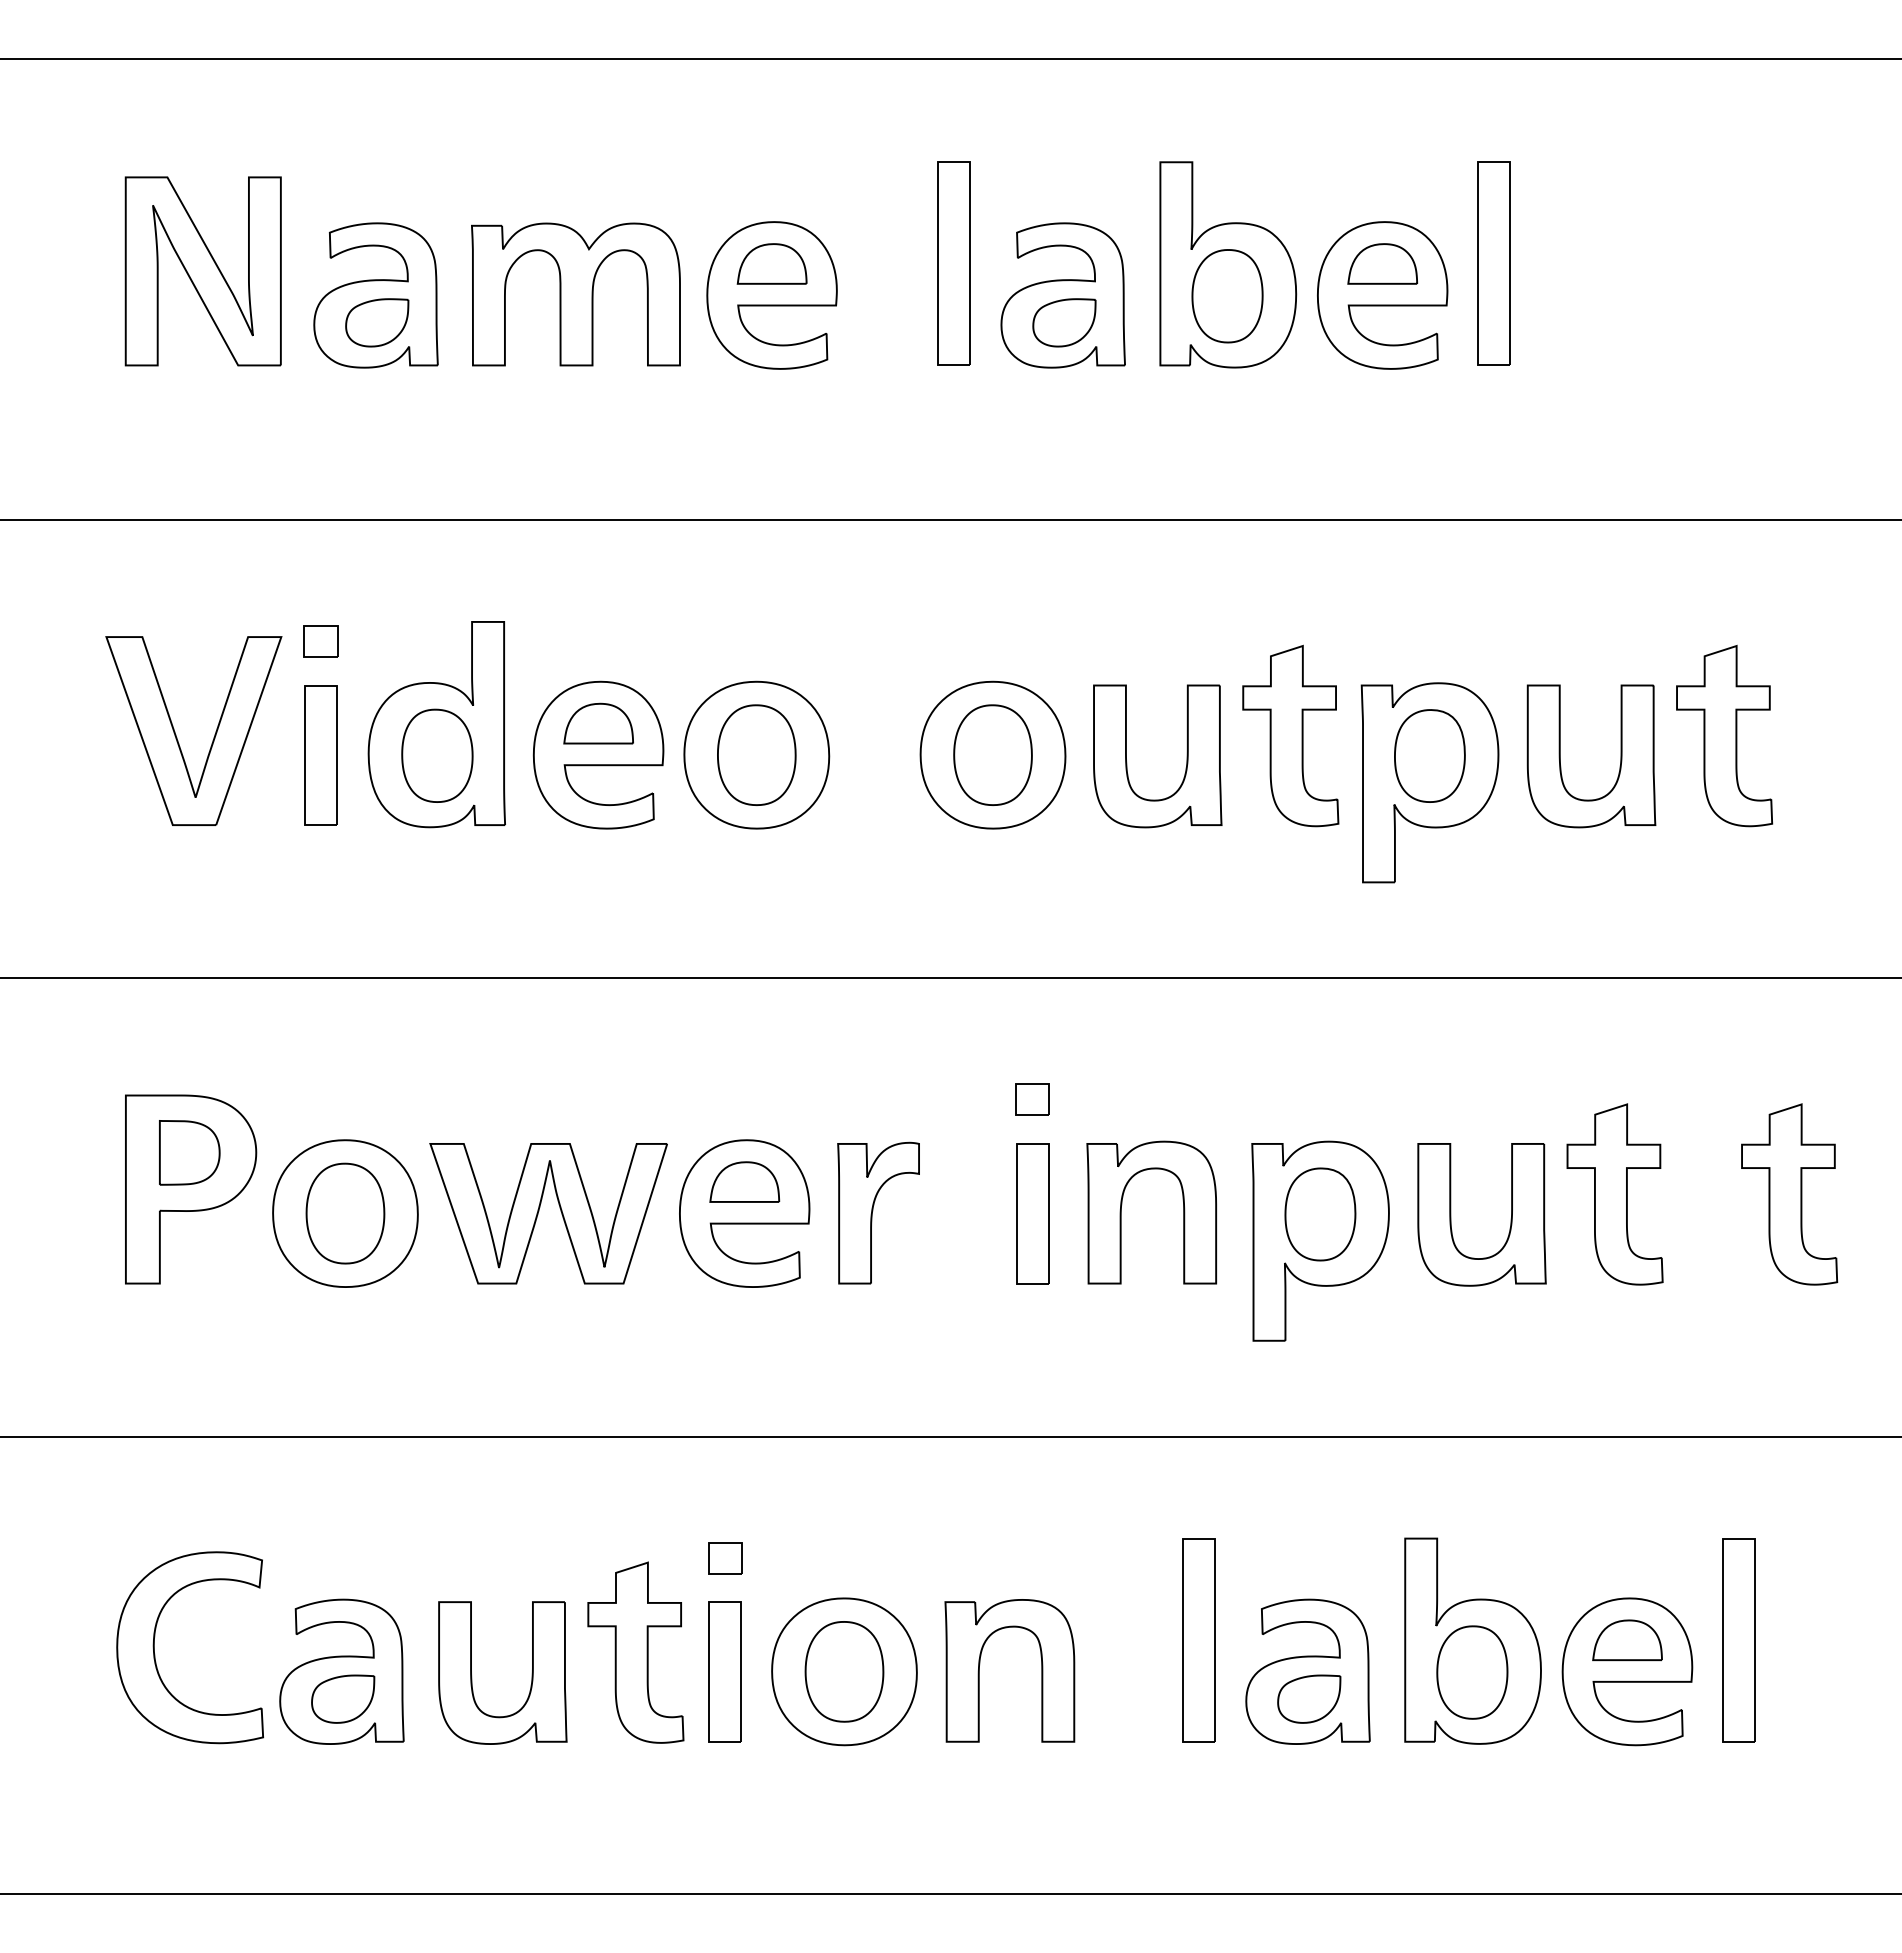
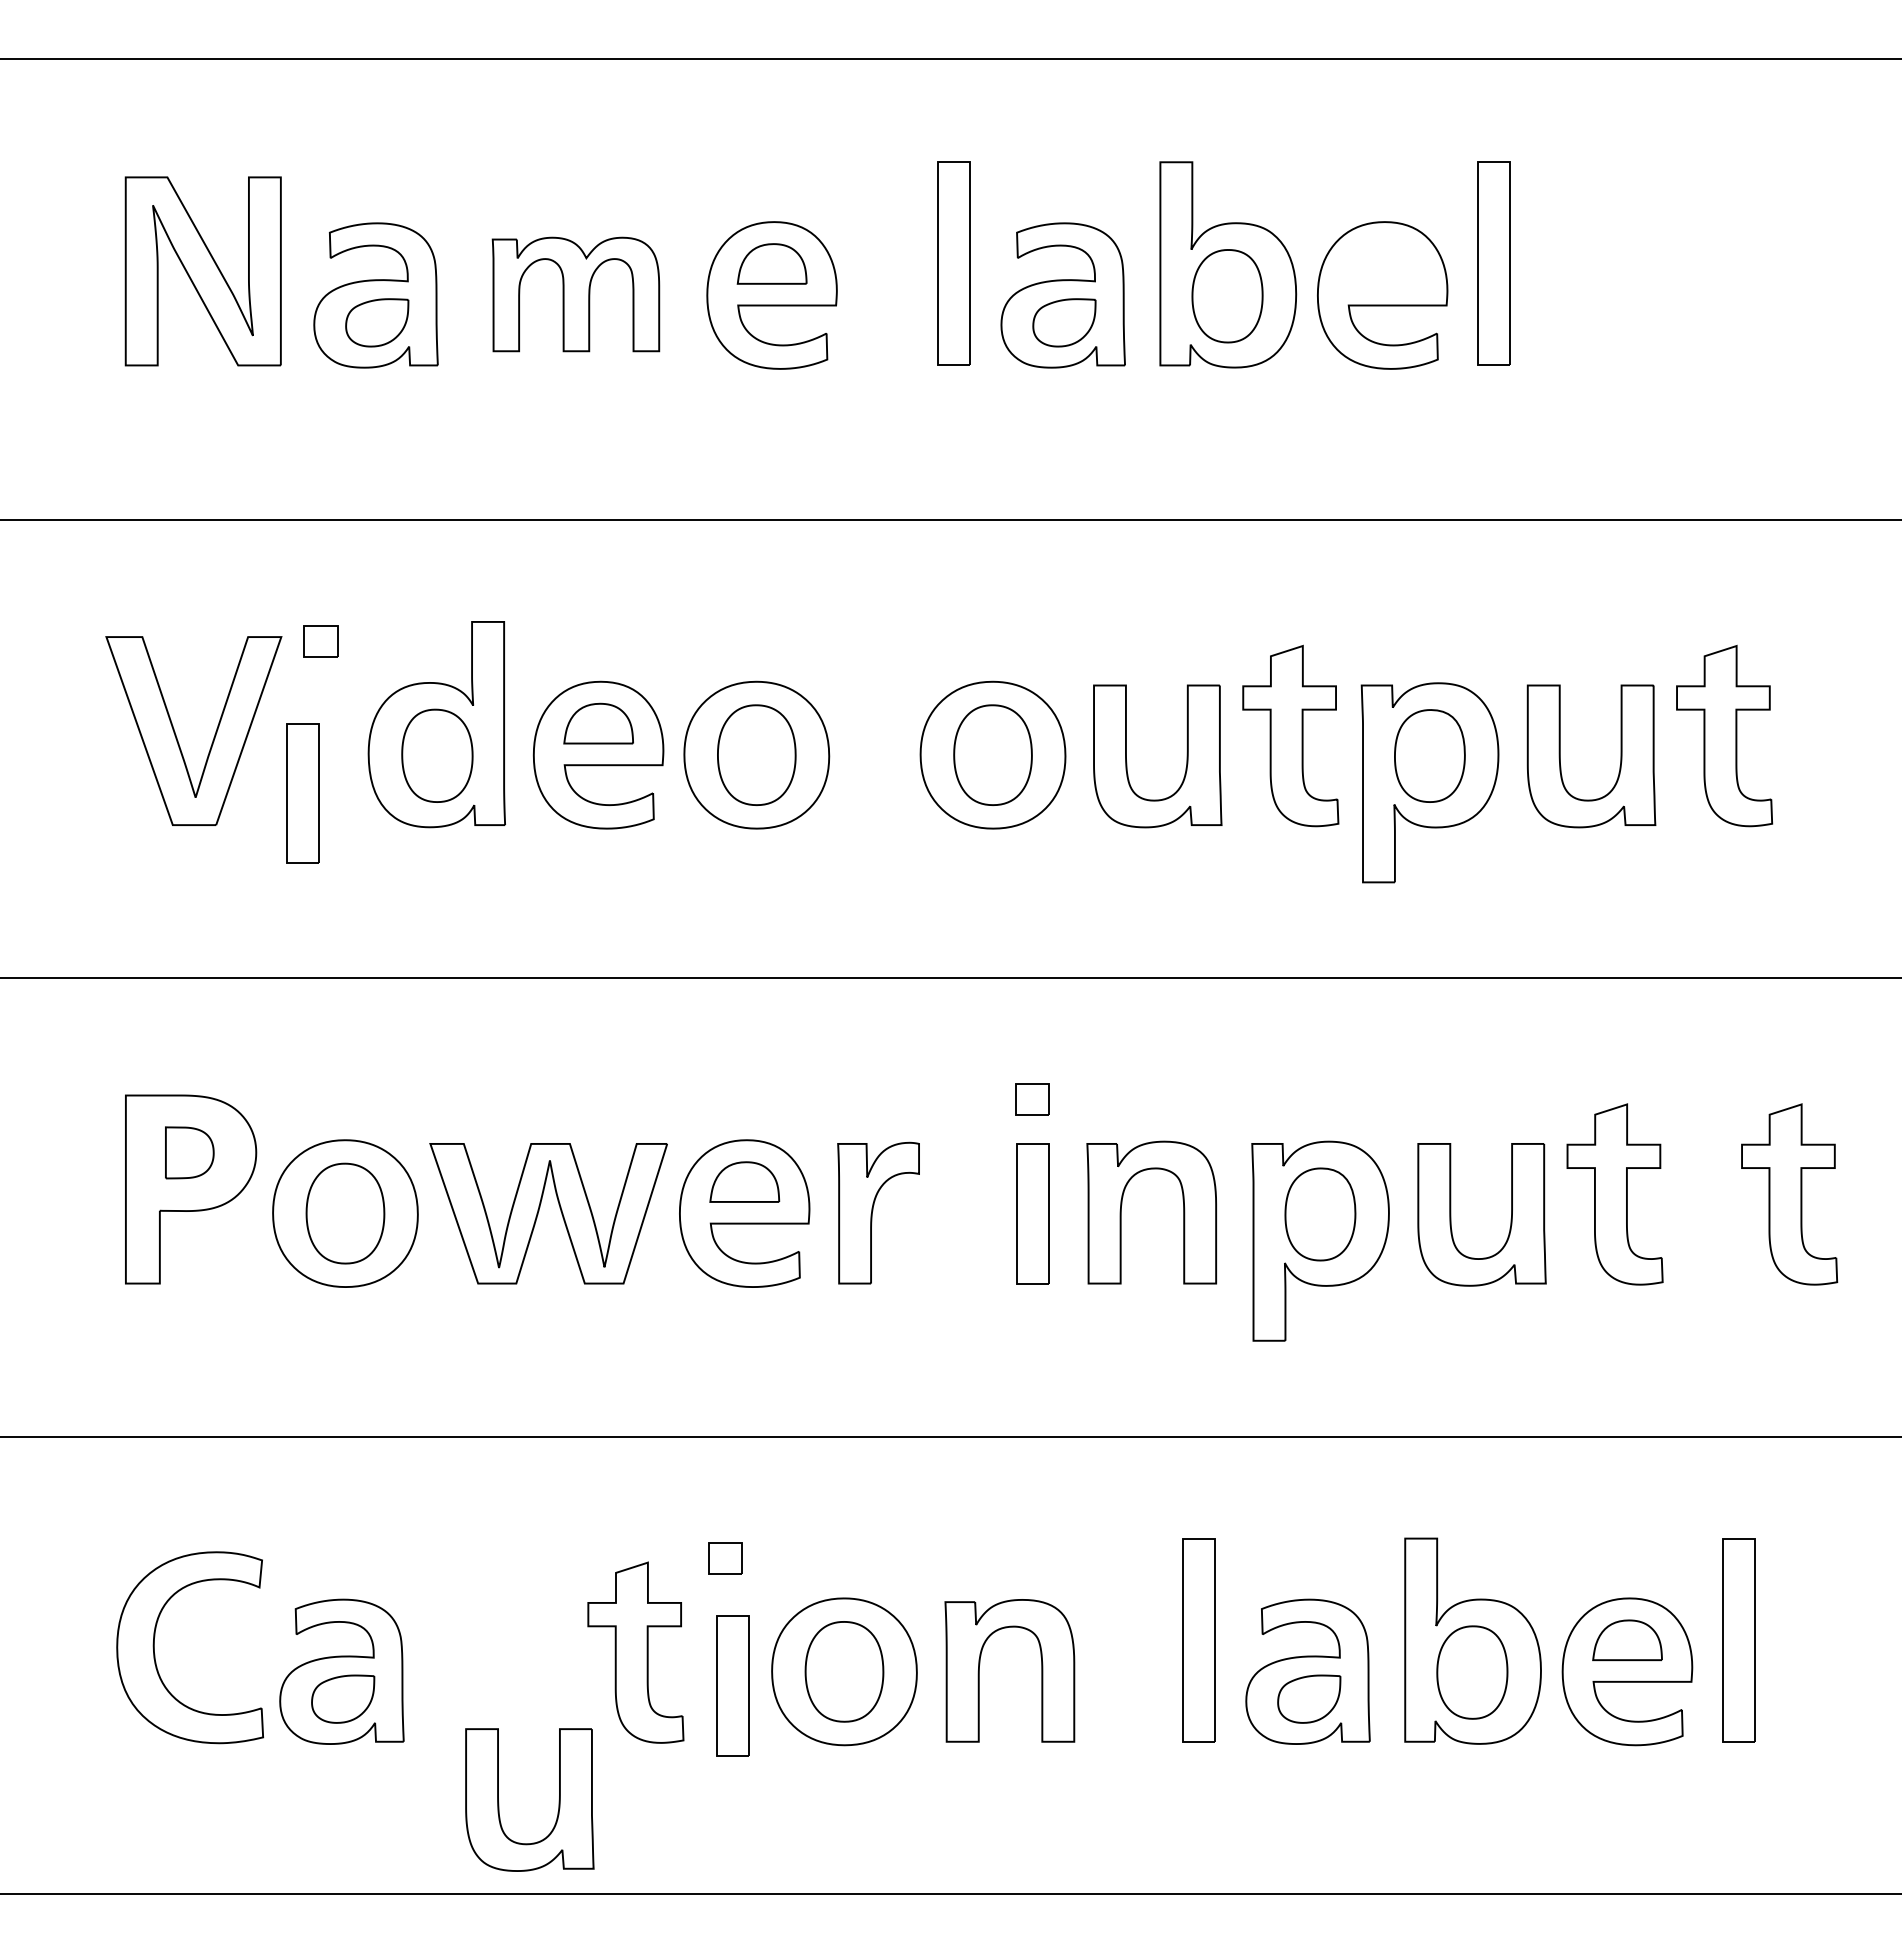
part: present -> none (1382, 263)
part size: 210x145 px -> 170x117 px (575, 294)
part position: (320, 755) -> (302, 793) (302, 793)
part size: 62x66 px -> 50x54 px (189, 1152)
part position: (724, 1671) -> (732, 1685) (732, 1685)
part position: (531, 1673) -> (558, 1800) (558, 1800)
